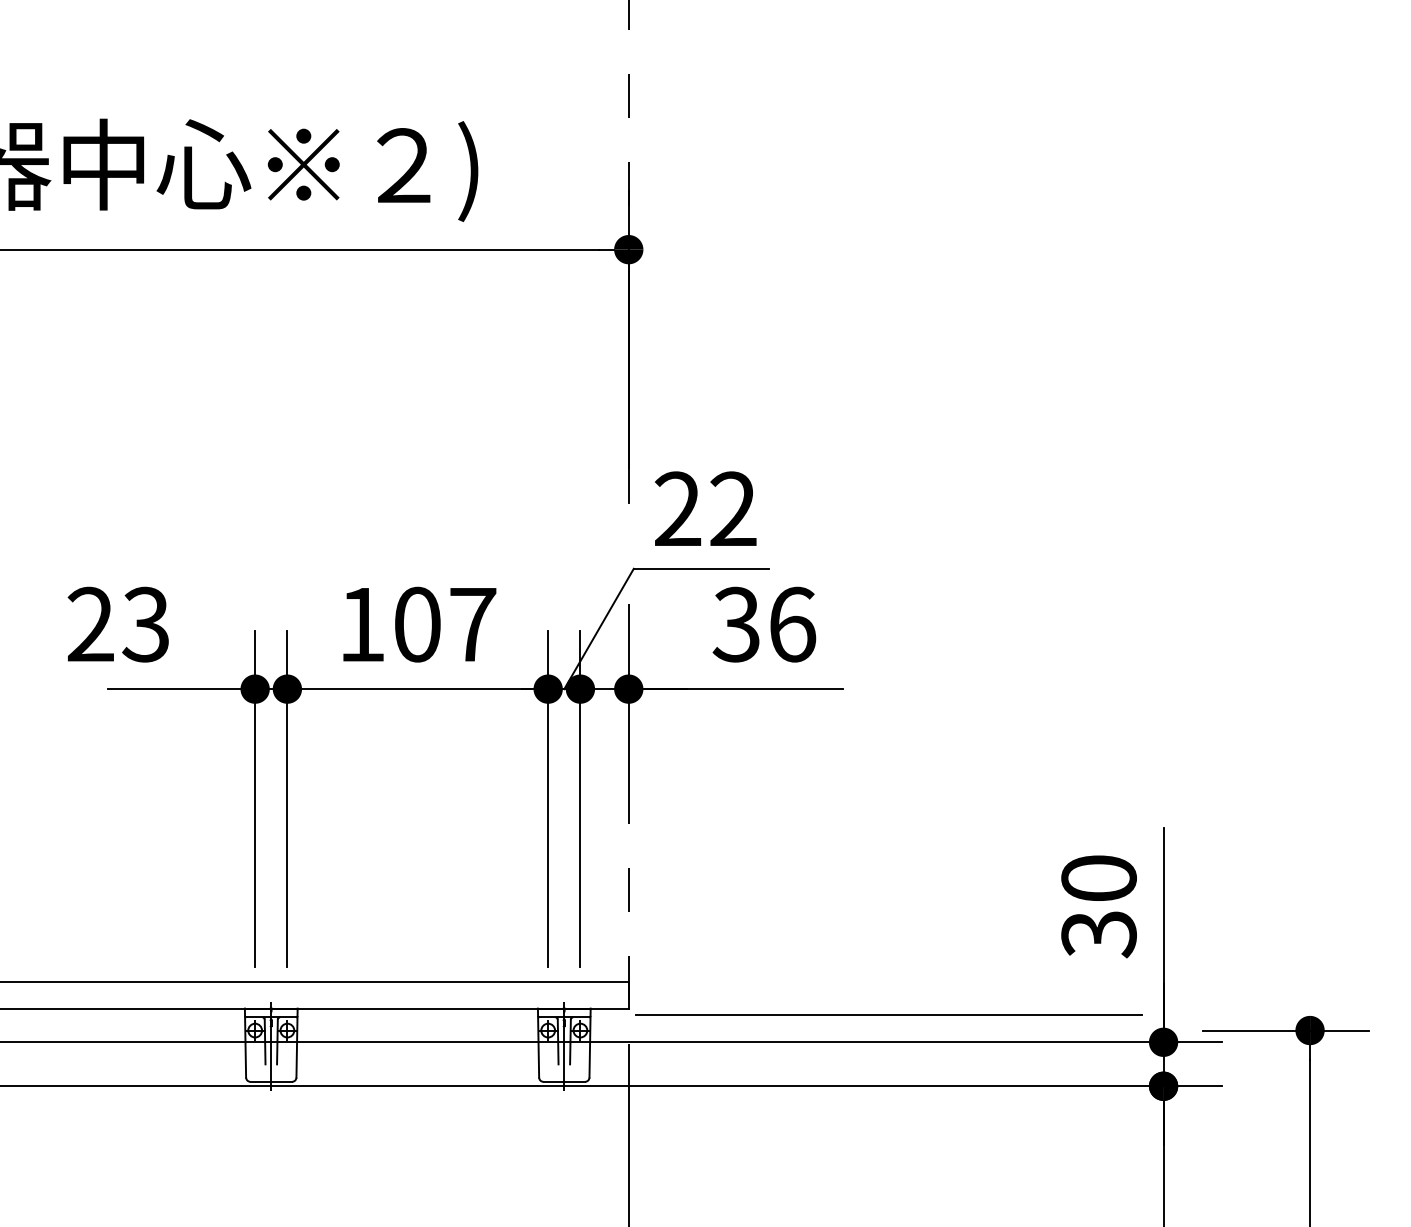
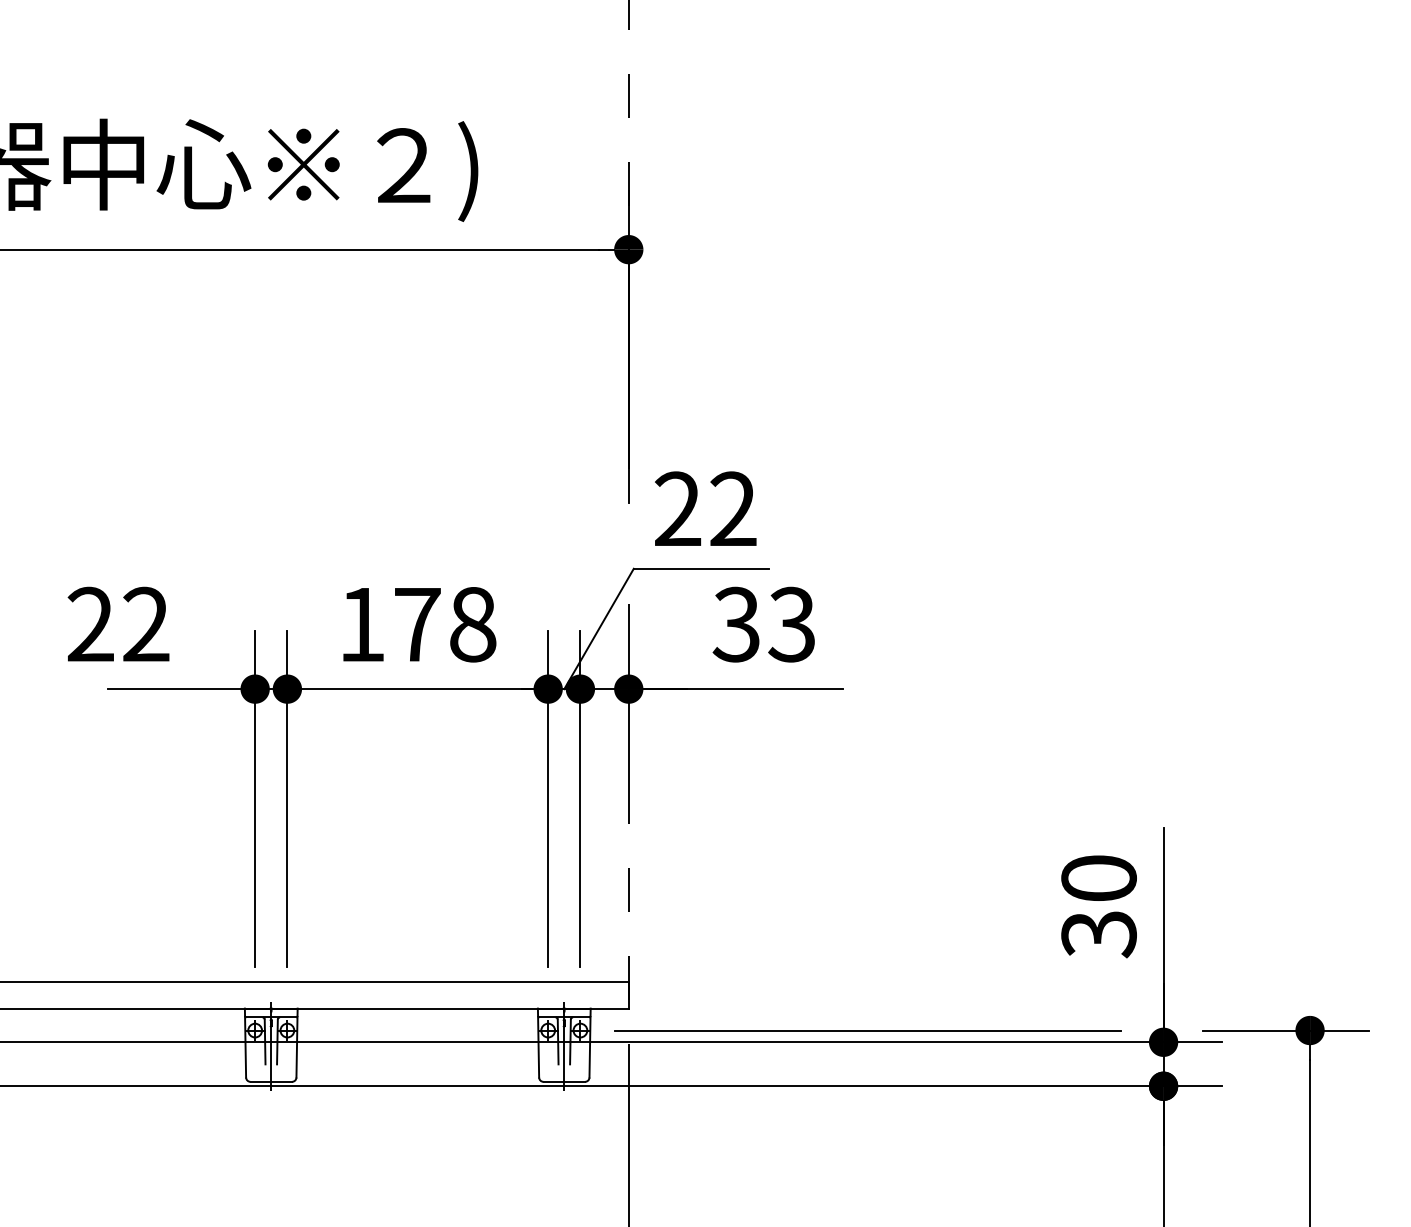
text: 23 -> 22 (145, 624)
text: 107 -> 178 (445, 624)
text: 36 -> 33 (792, 624)
line position: (888, 1014) -> (867, 1030) (867, 1030)
